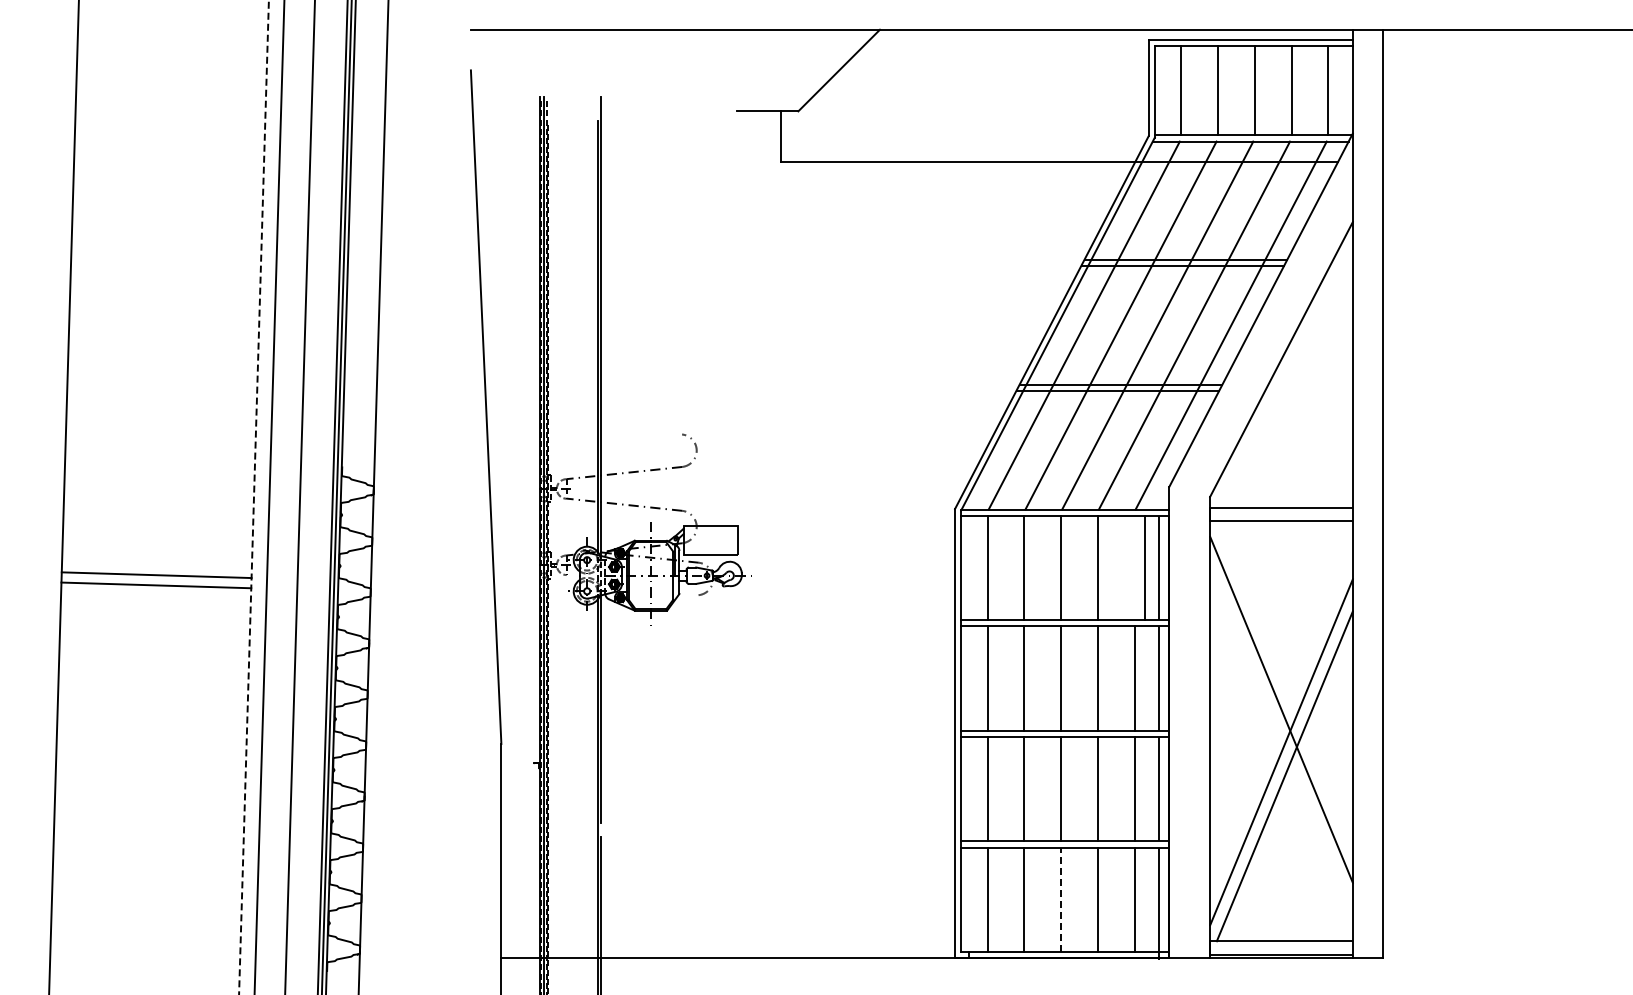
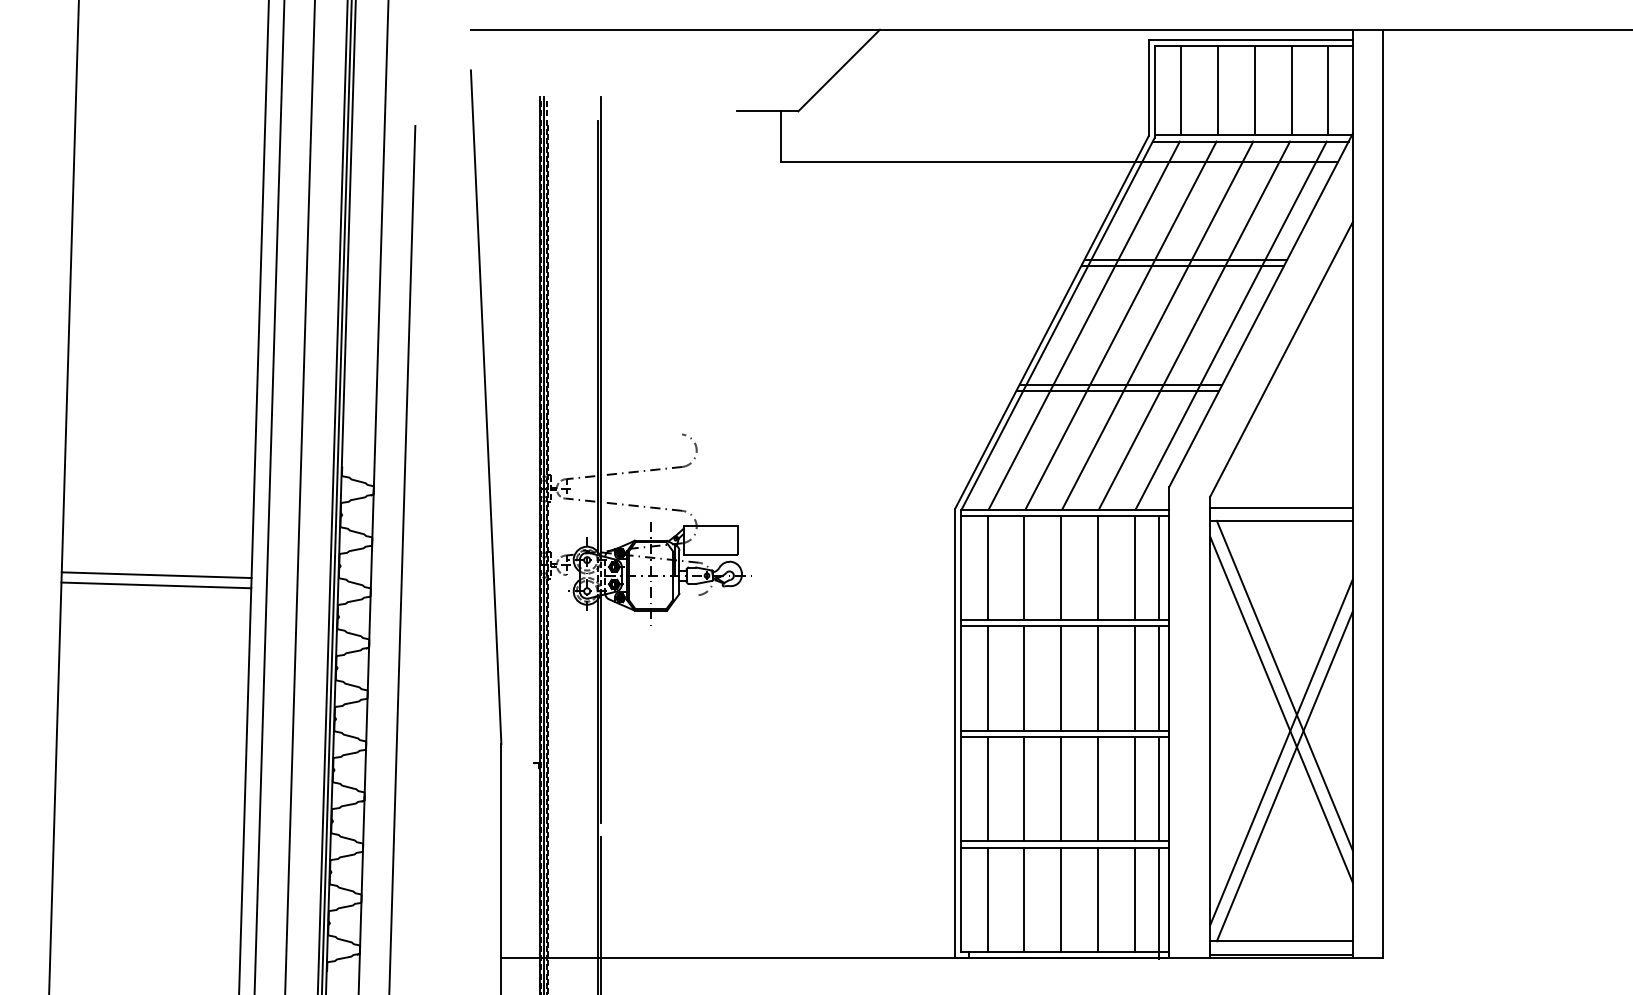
line: dashed -> solid (254, 497)
line: none -> present (402, 558)
line position: (1144, 567) -> (1134, 567) (1134, 567)
line: none -> present (1284, 685)
line: dashed -> solid (1061, 899)
